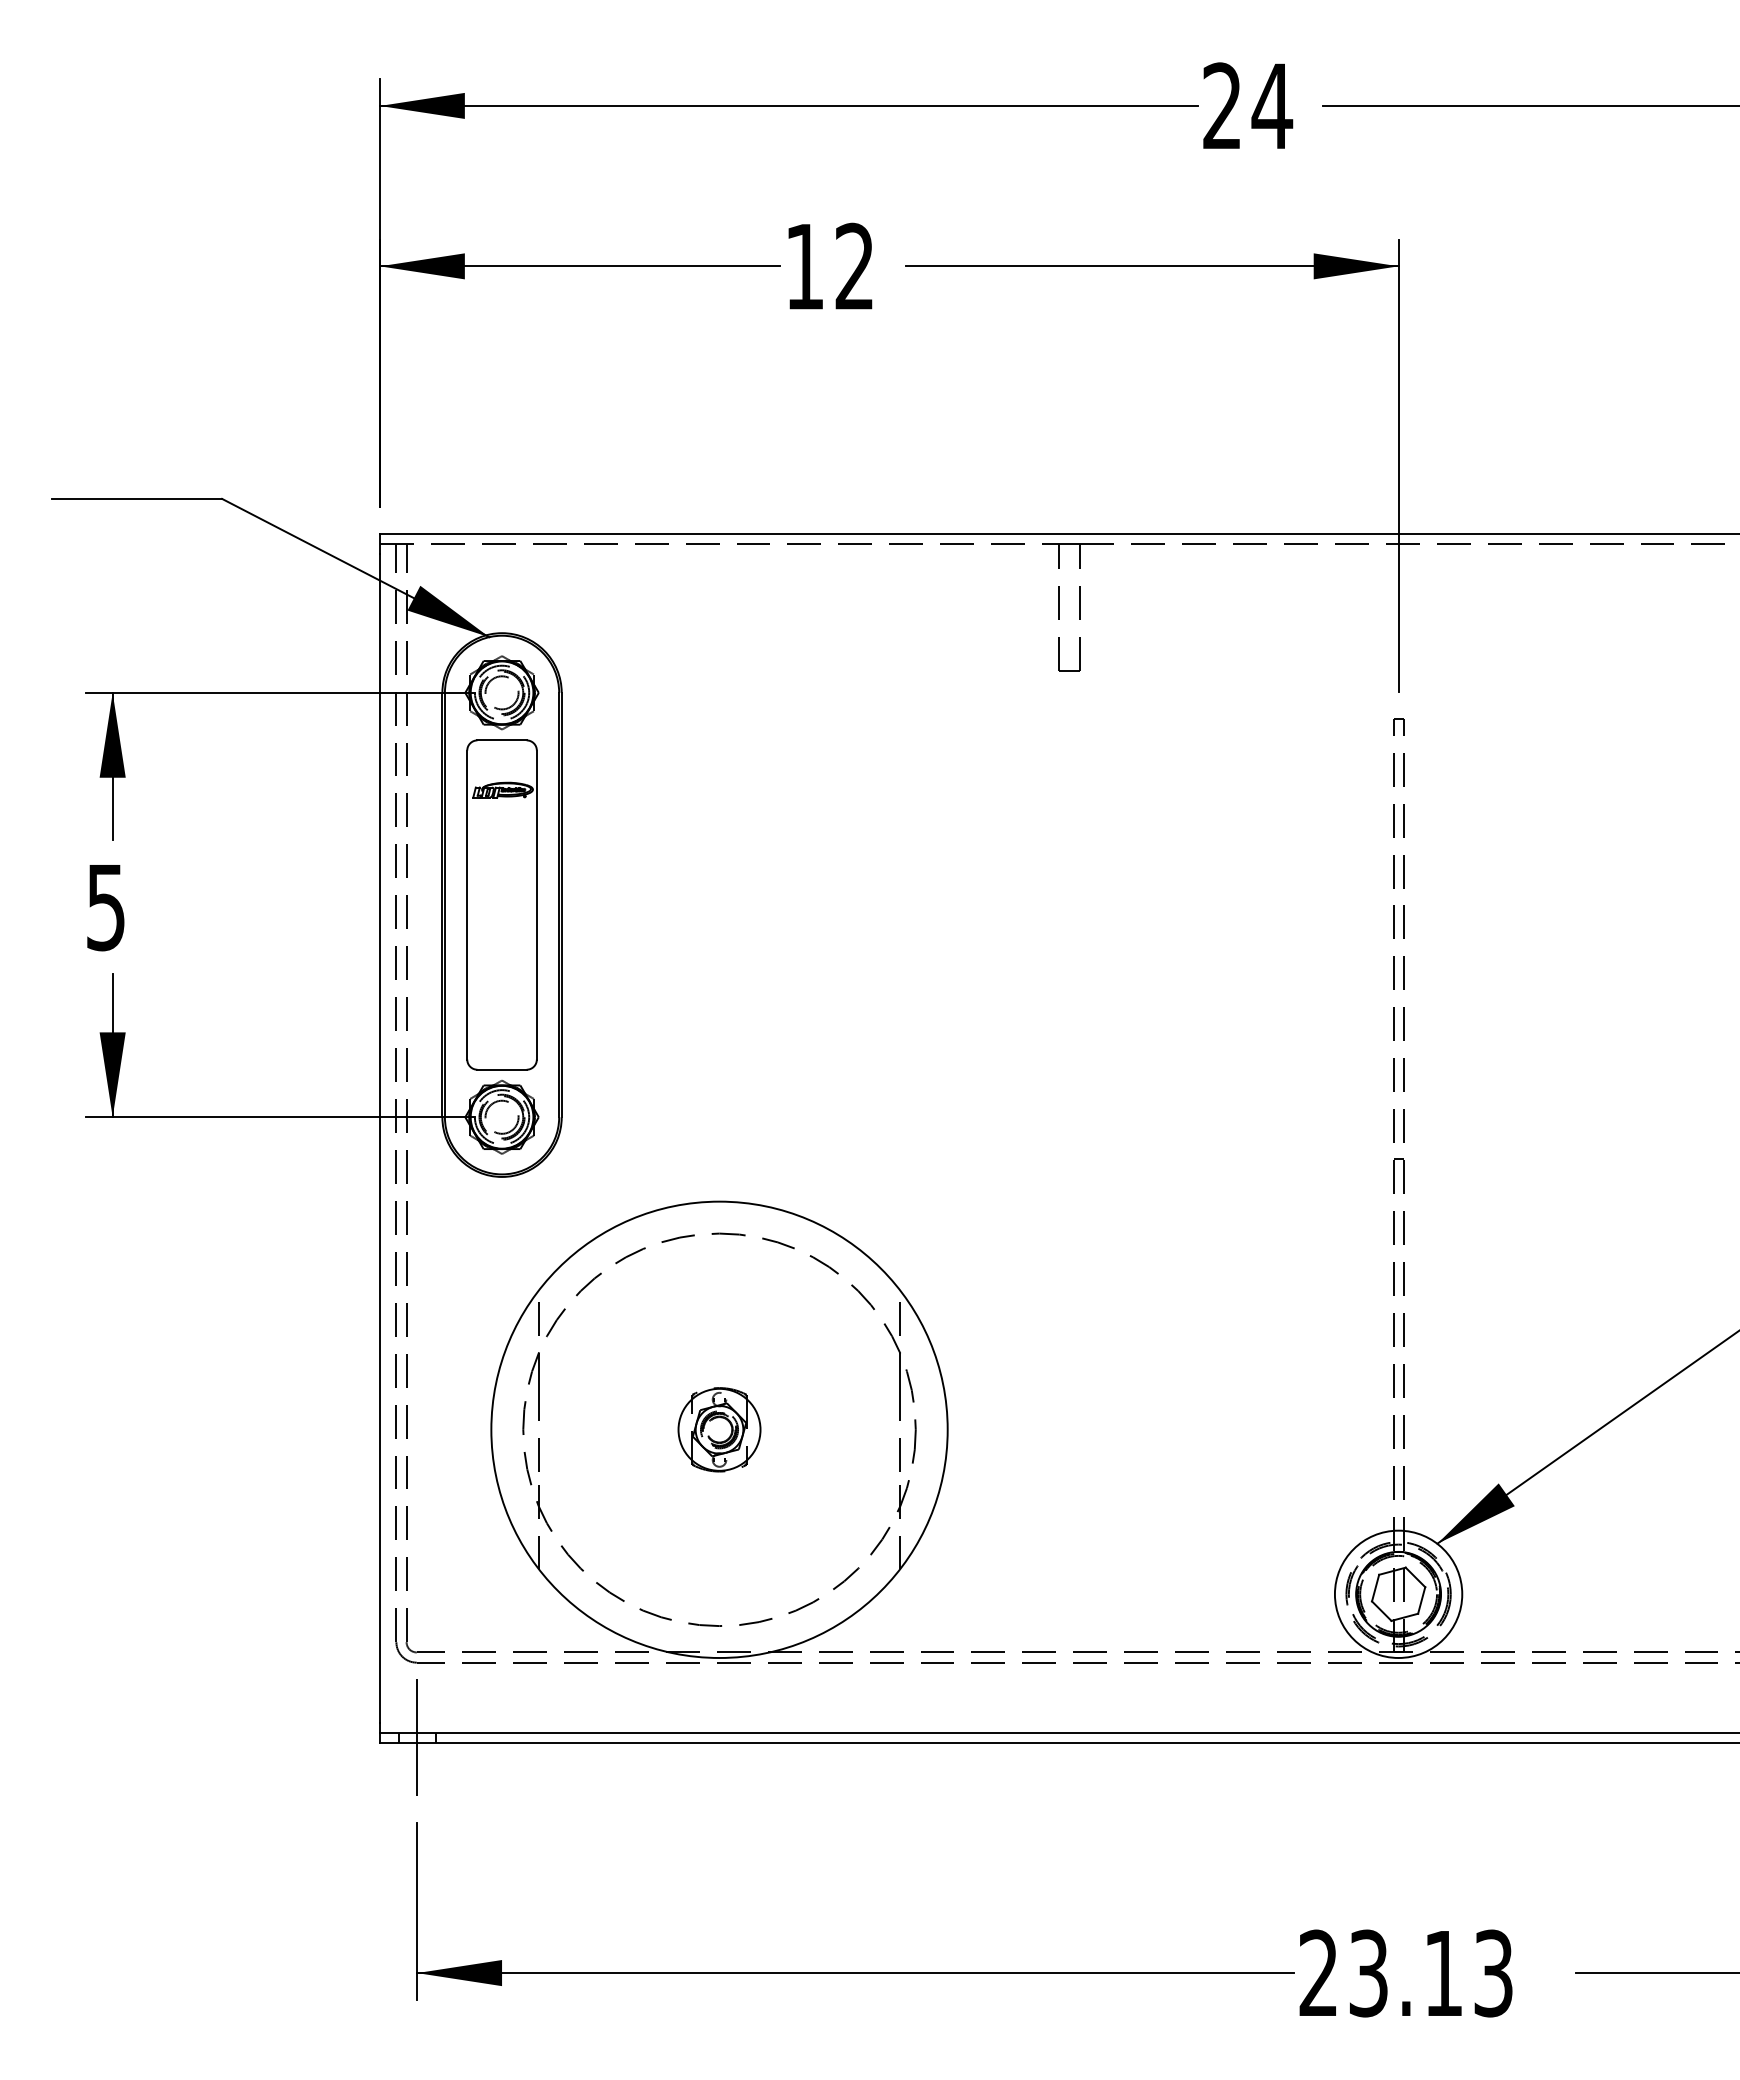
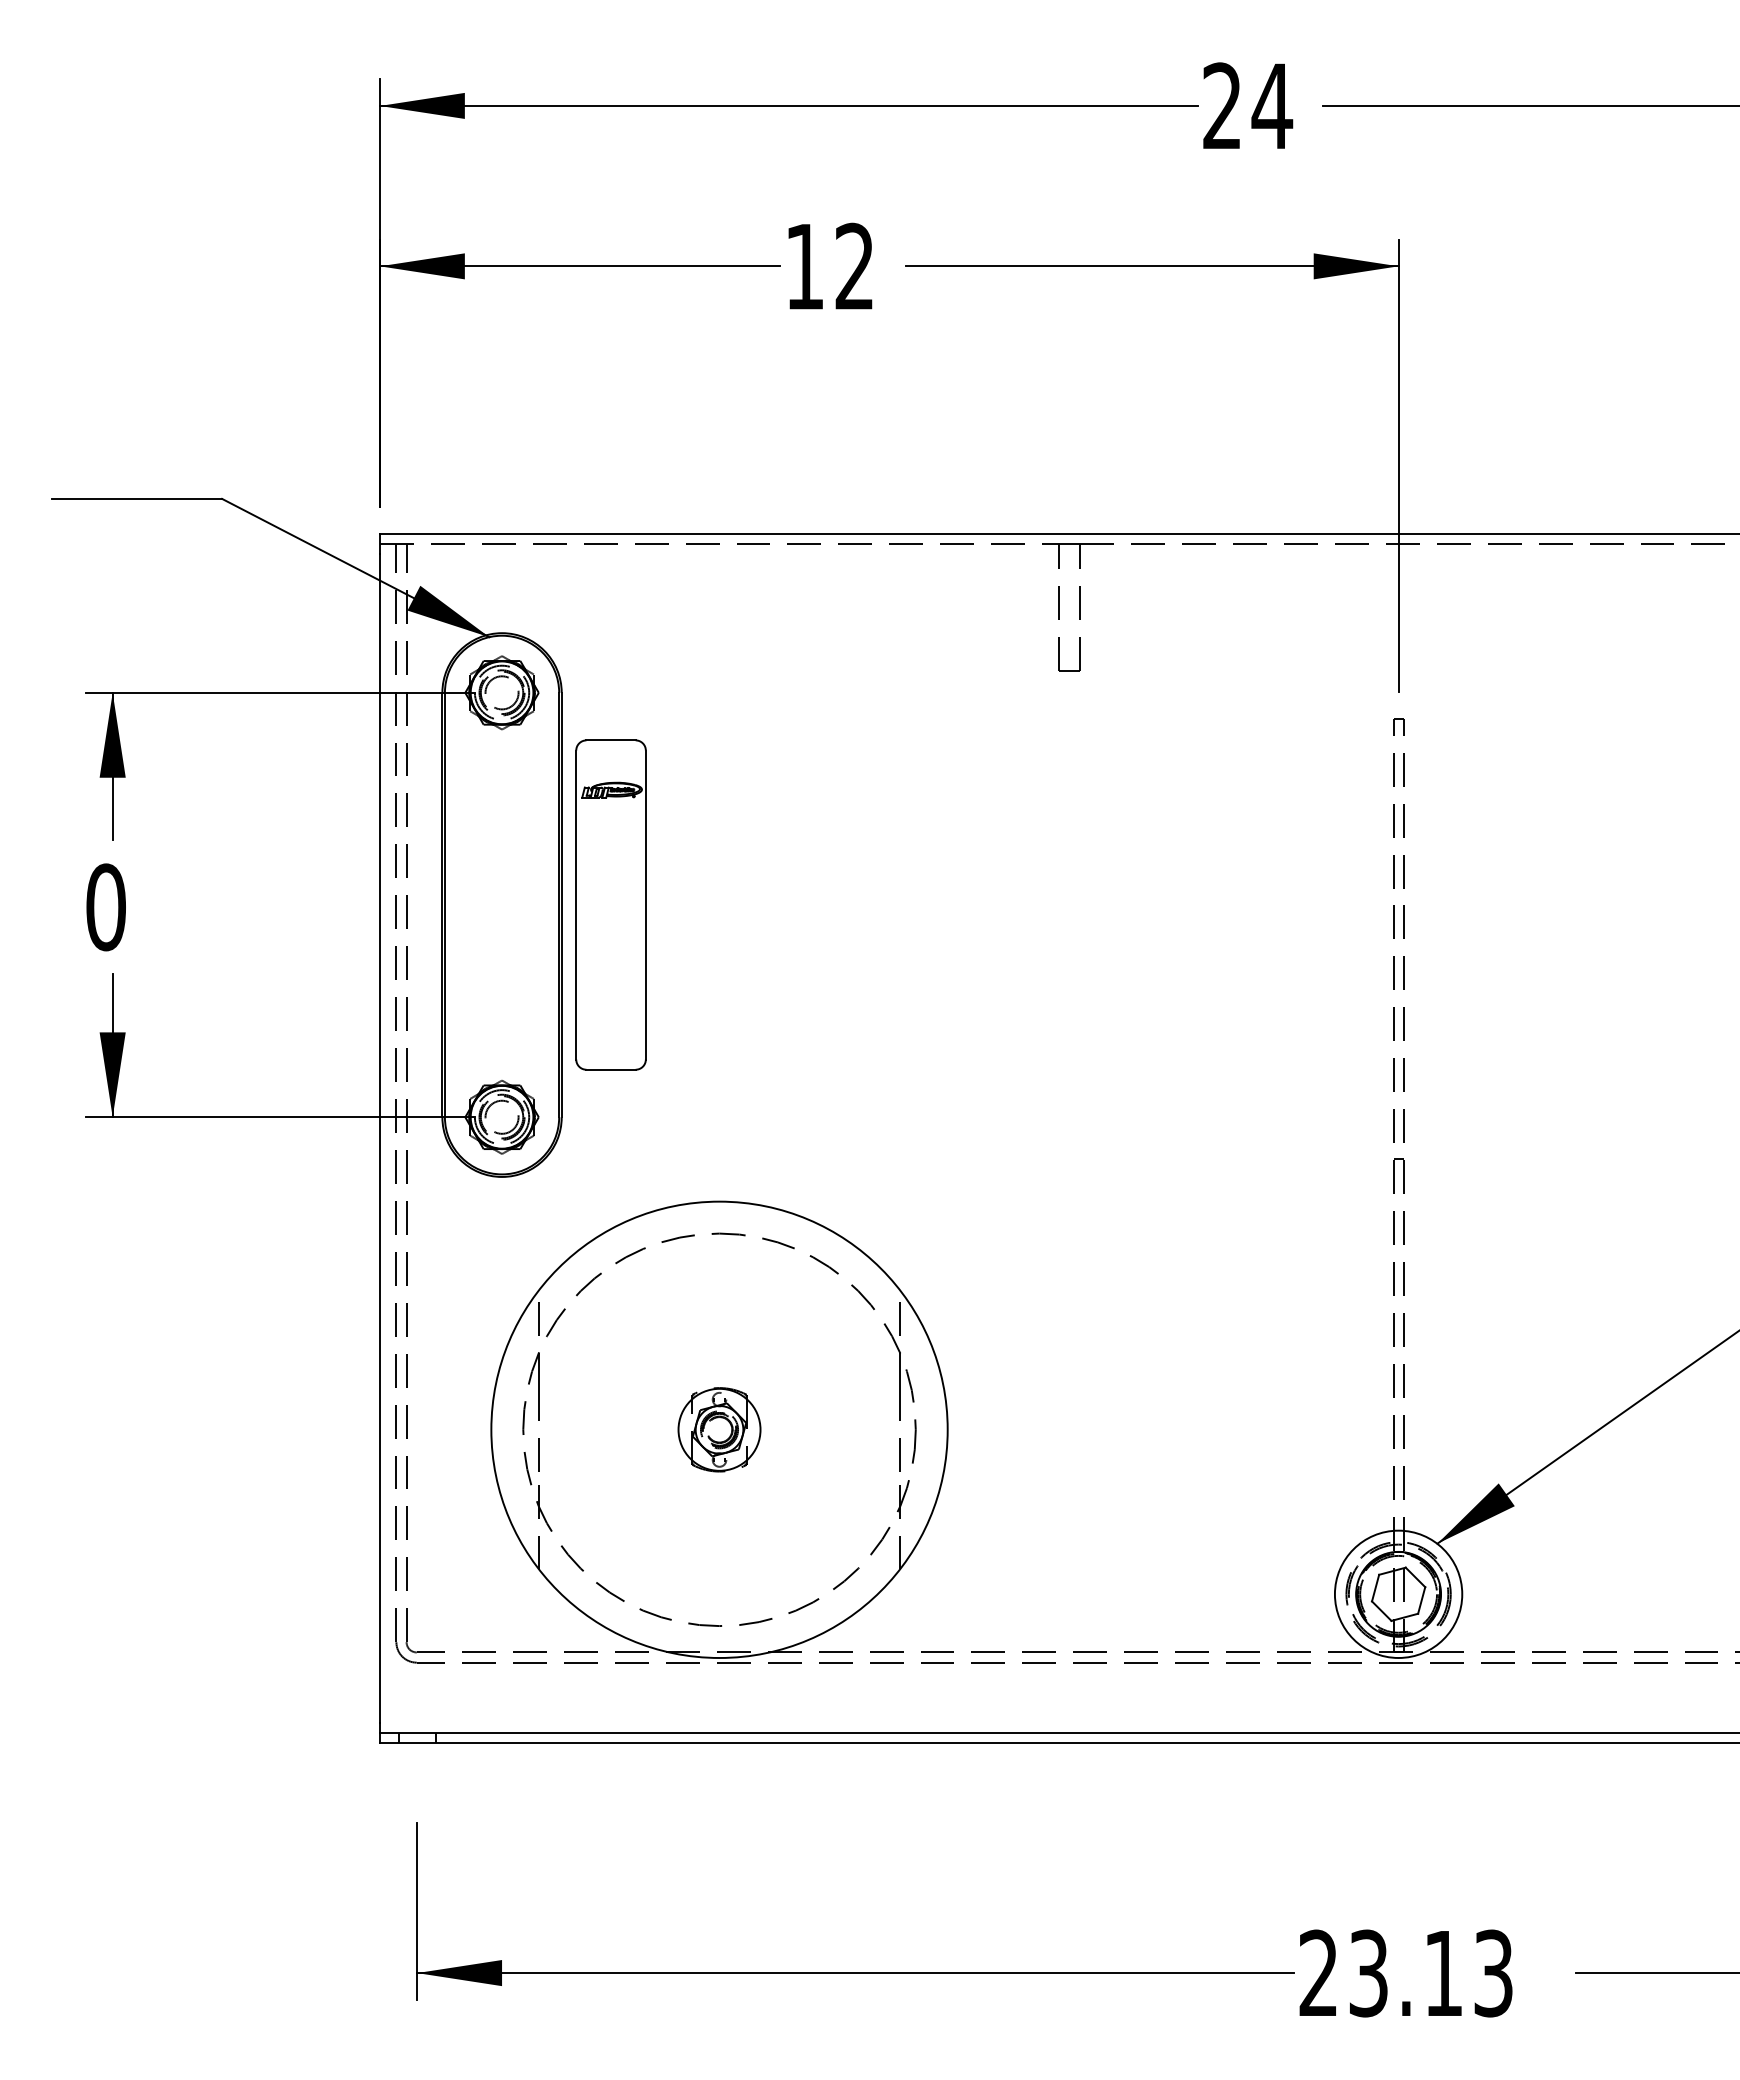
part position: (501, 904) -> (610, 904) (610, 904)
text: 5 -> 0 (105, 907)
line: present -> none (417, 1737)
